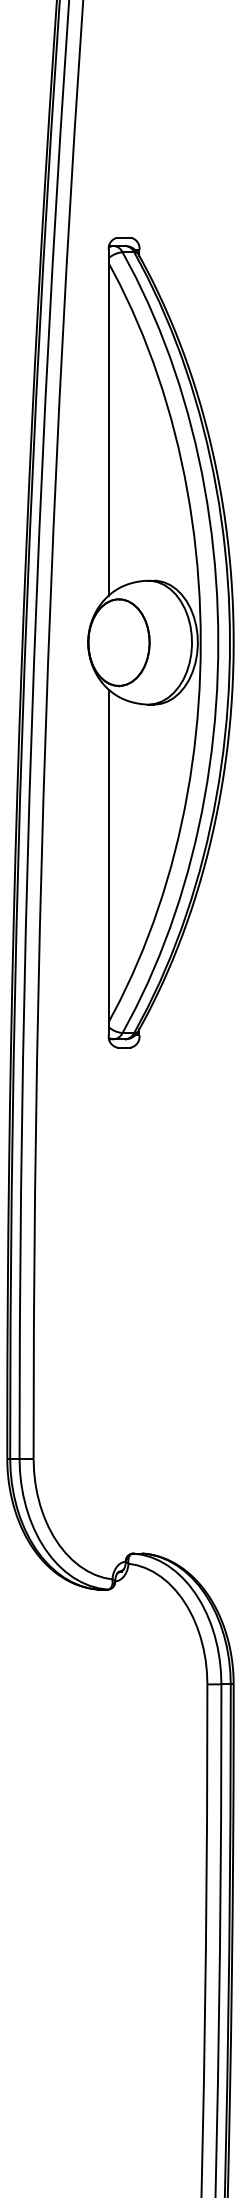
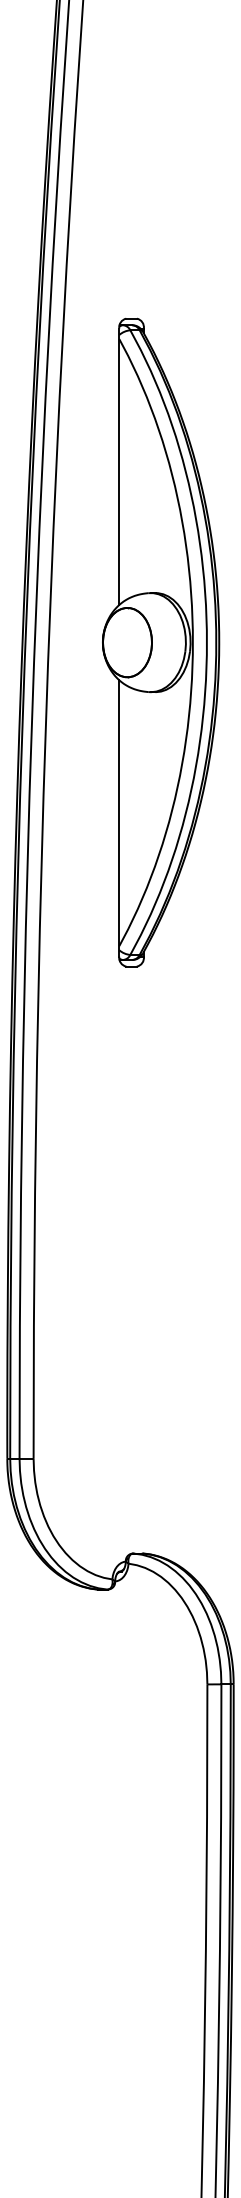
part size: 148x812 px -> 119x651 px (161, 642)
